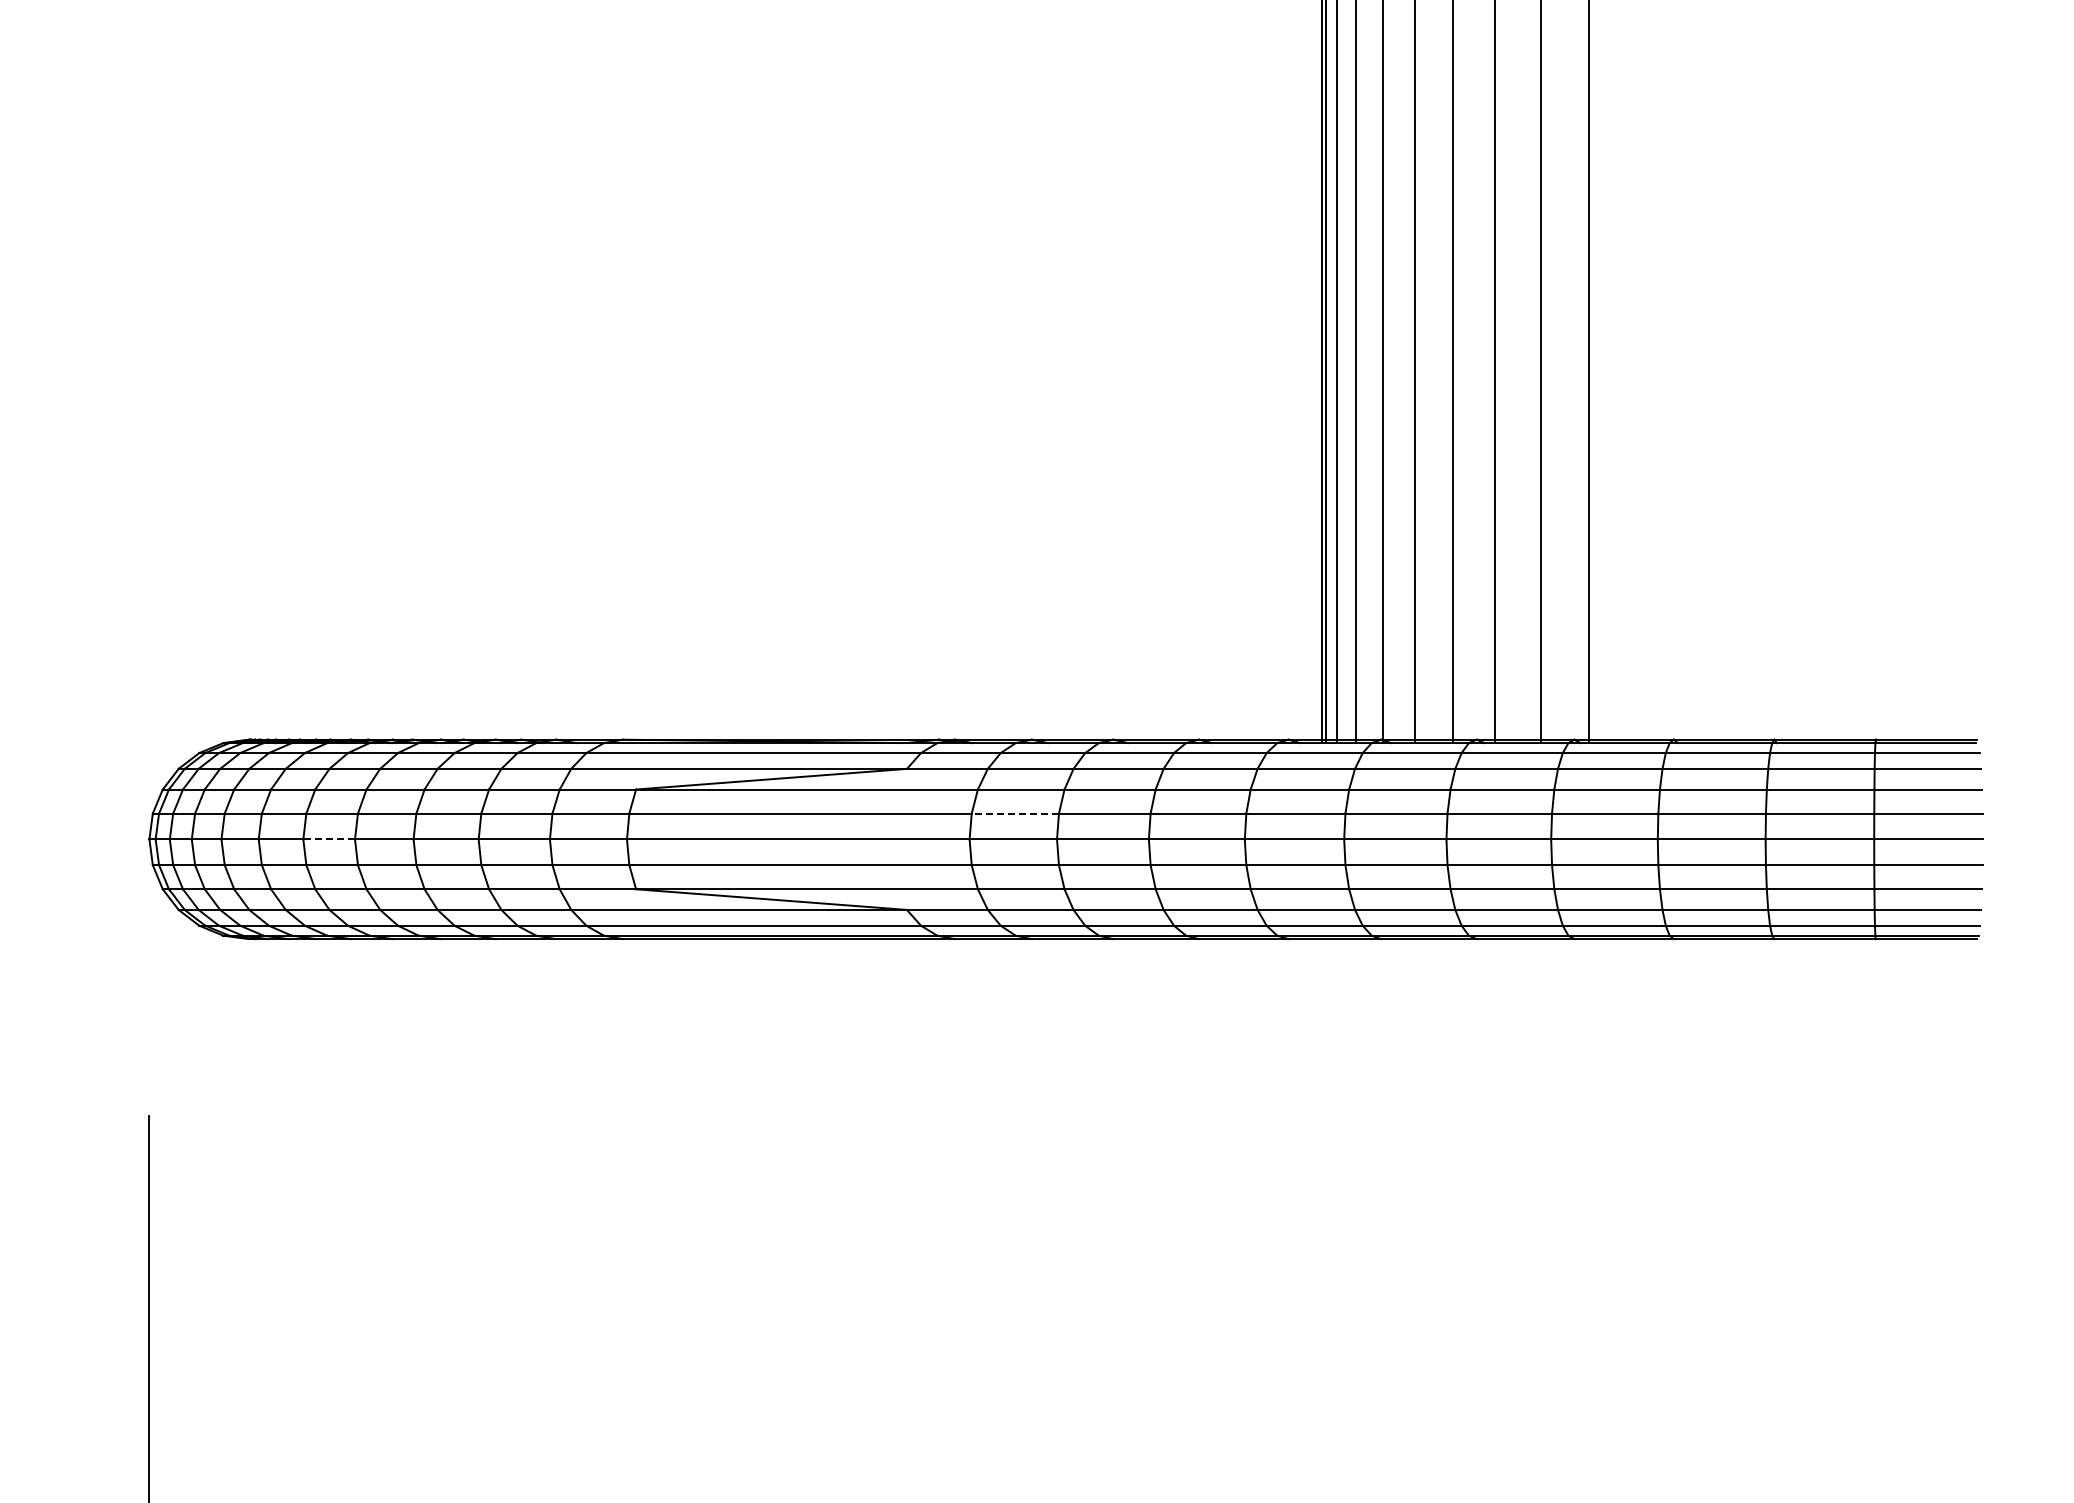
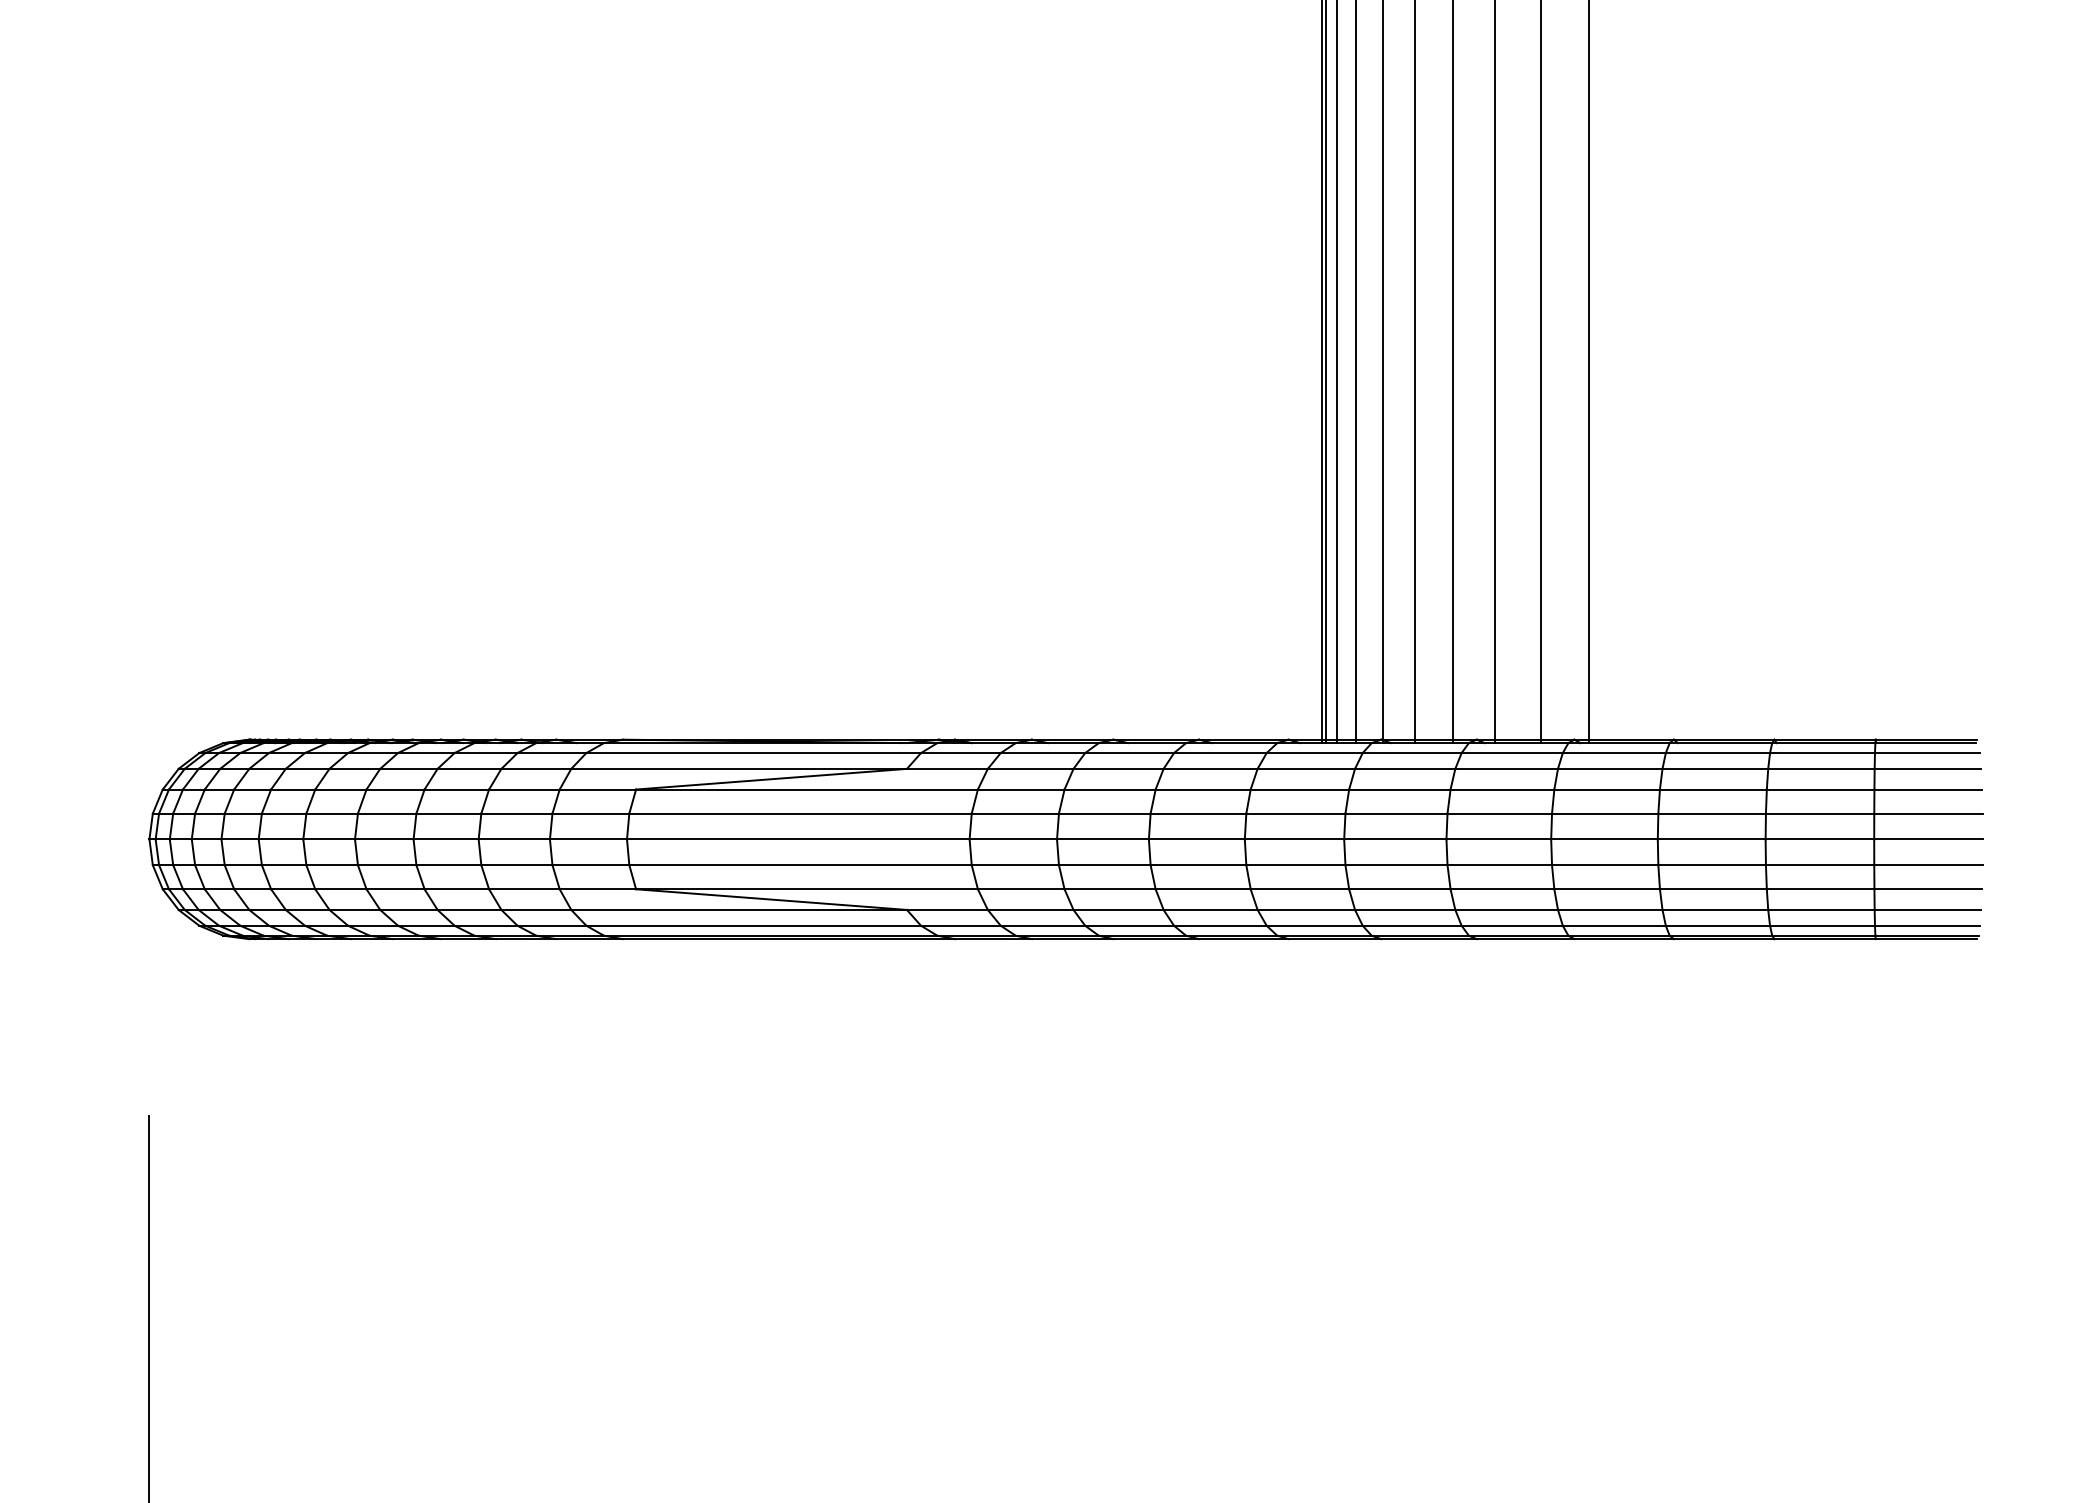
line: dashed -> solid (1015, 813)
line: dashed -> solid (329, 839)
